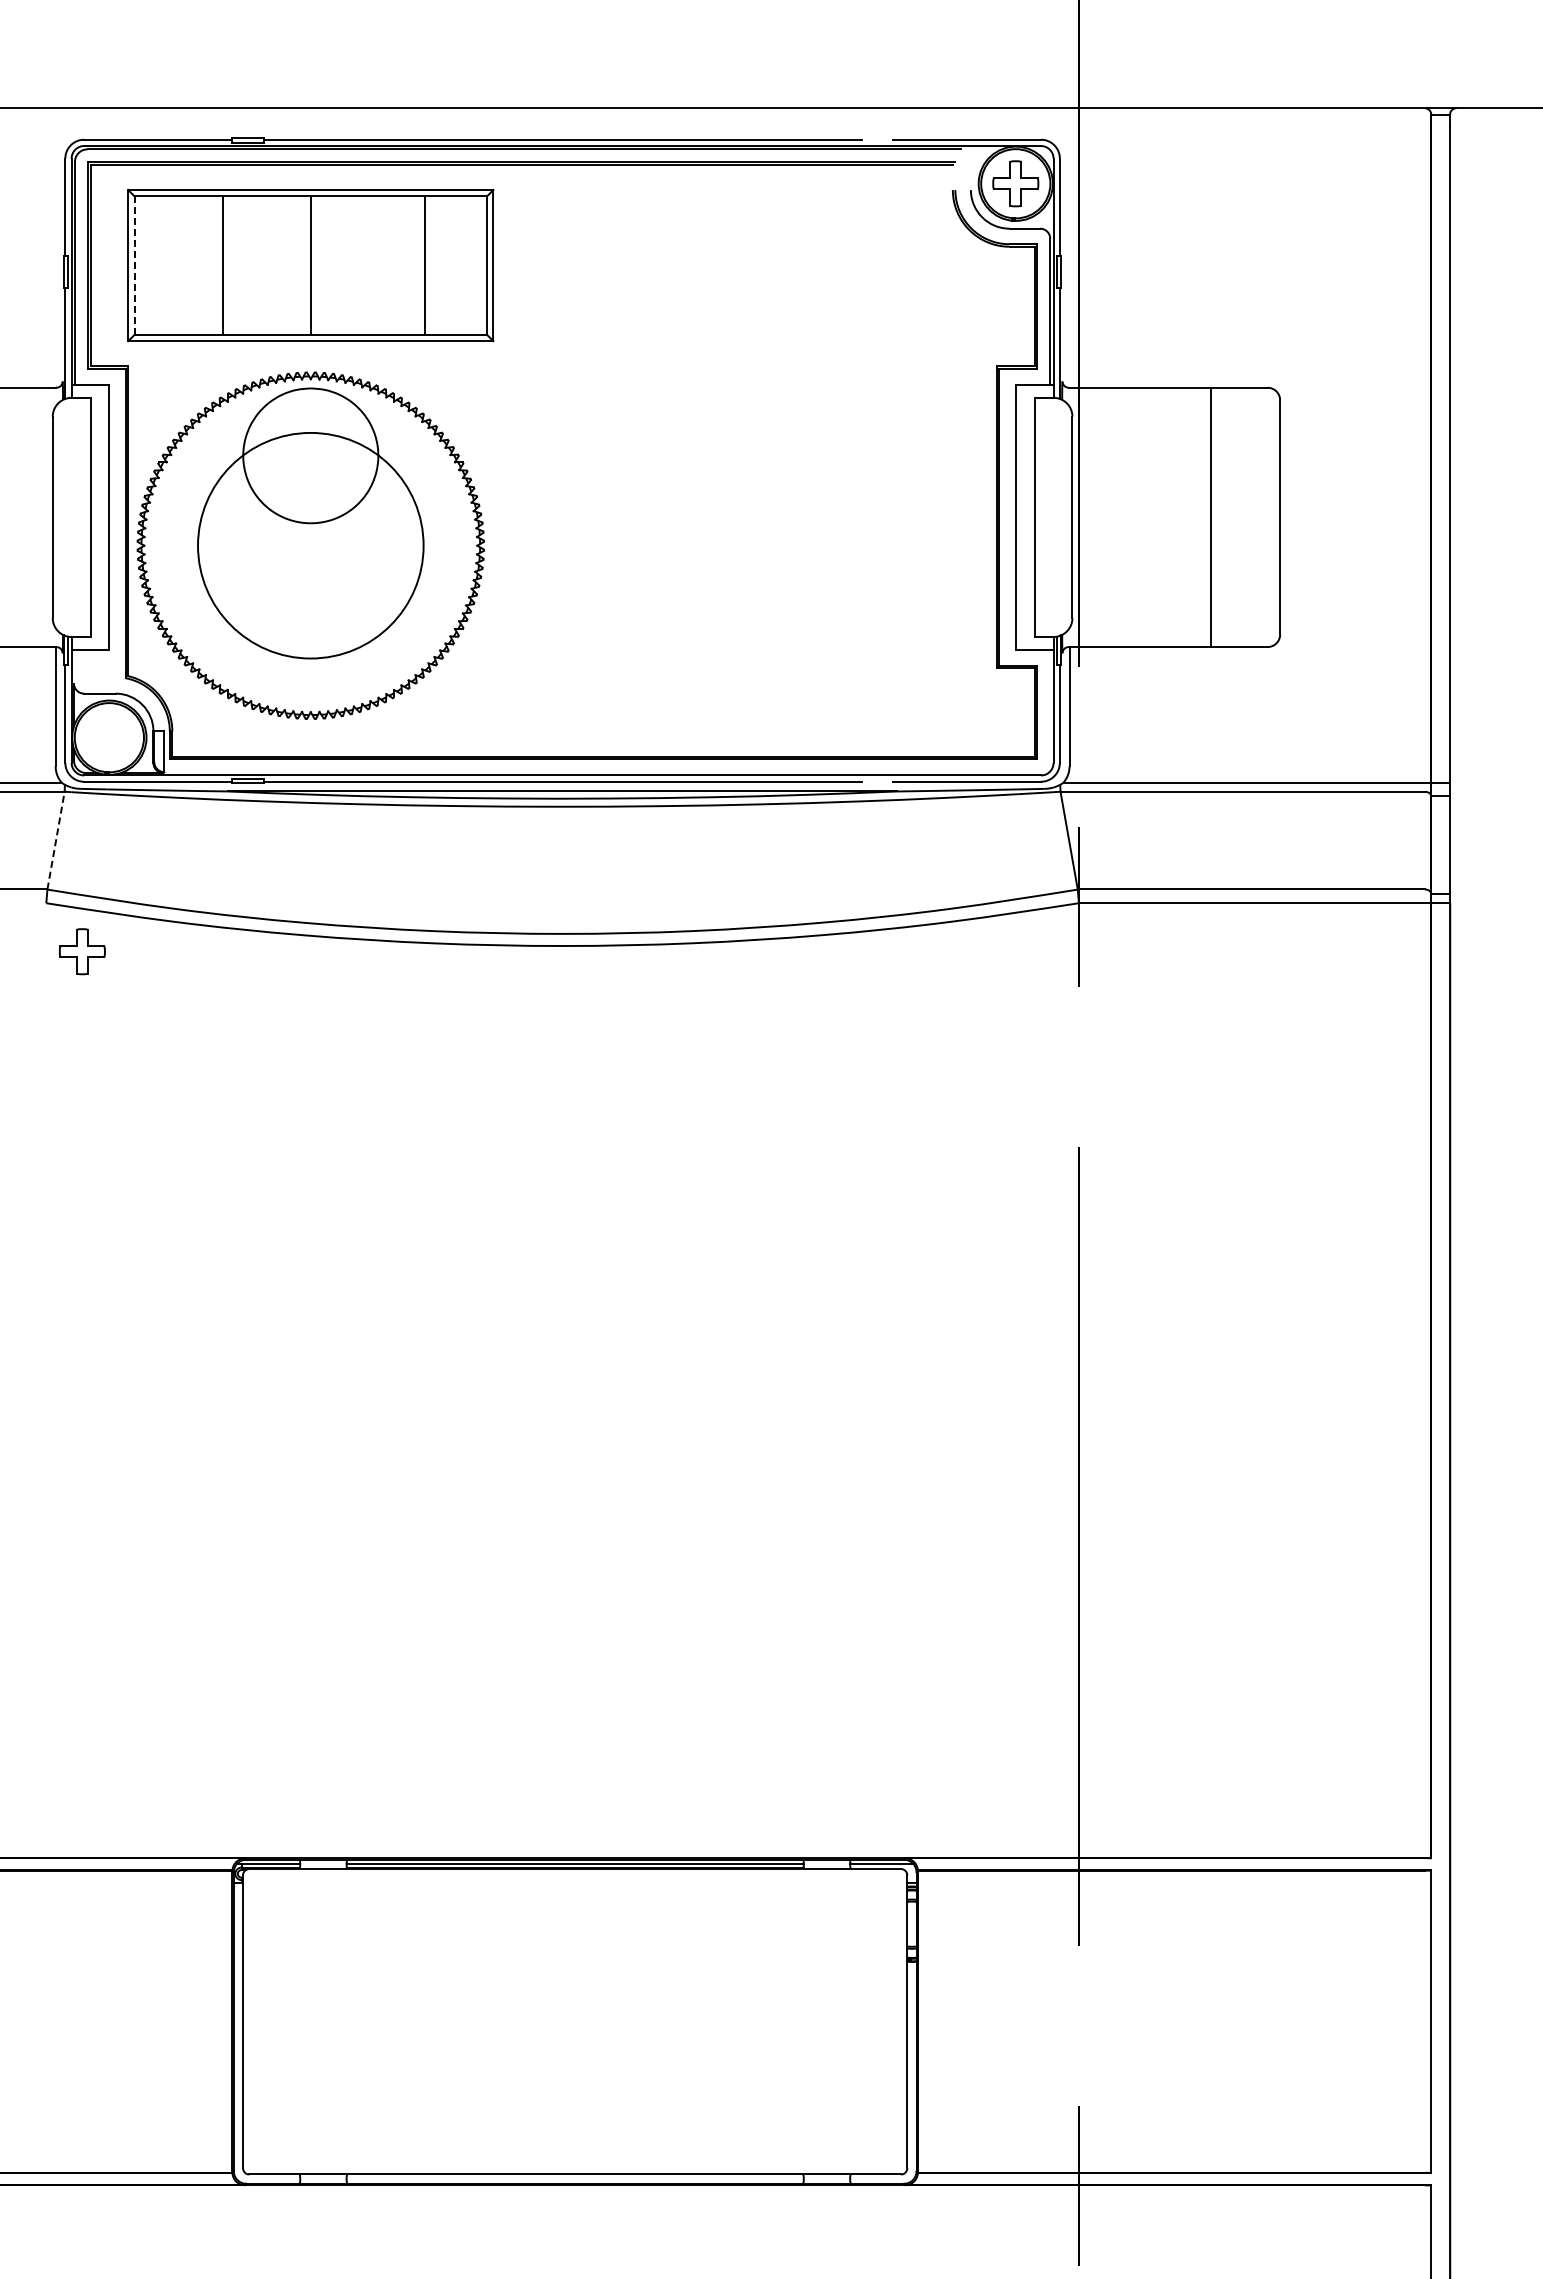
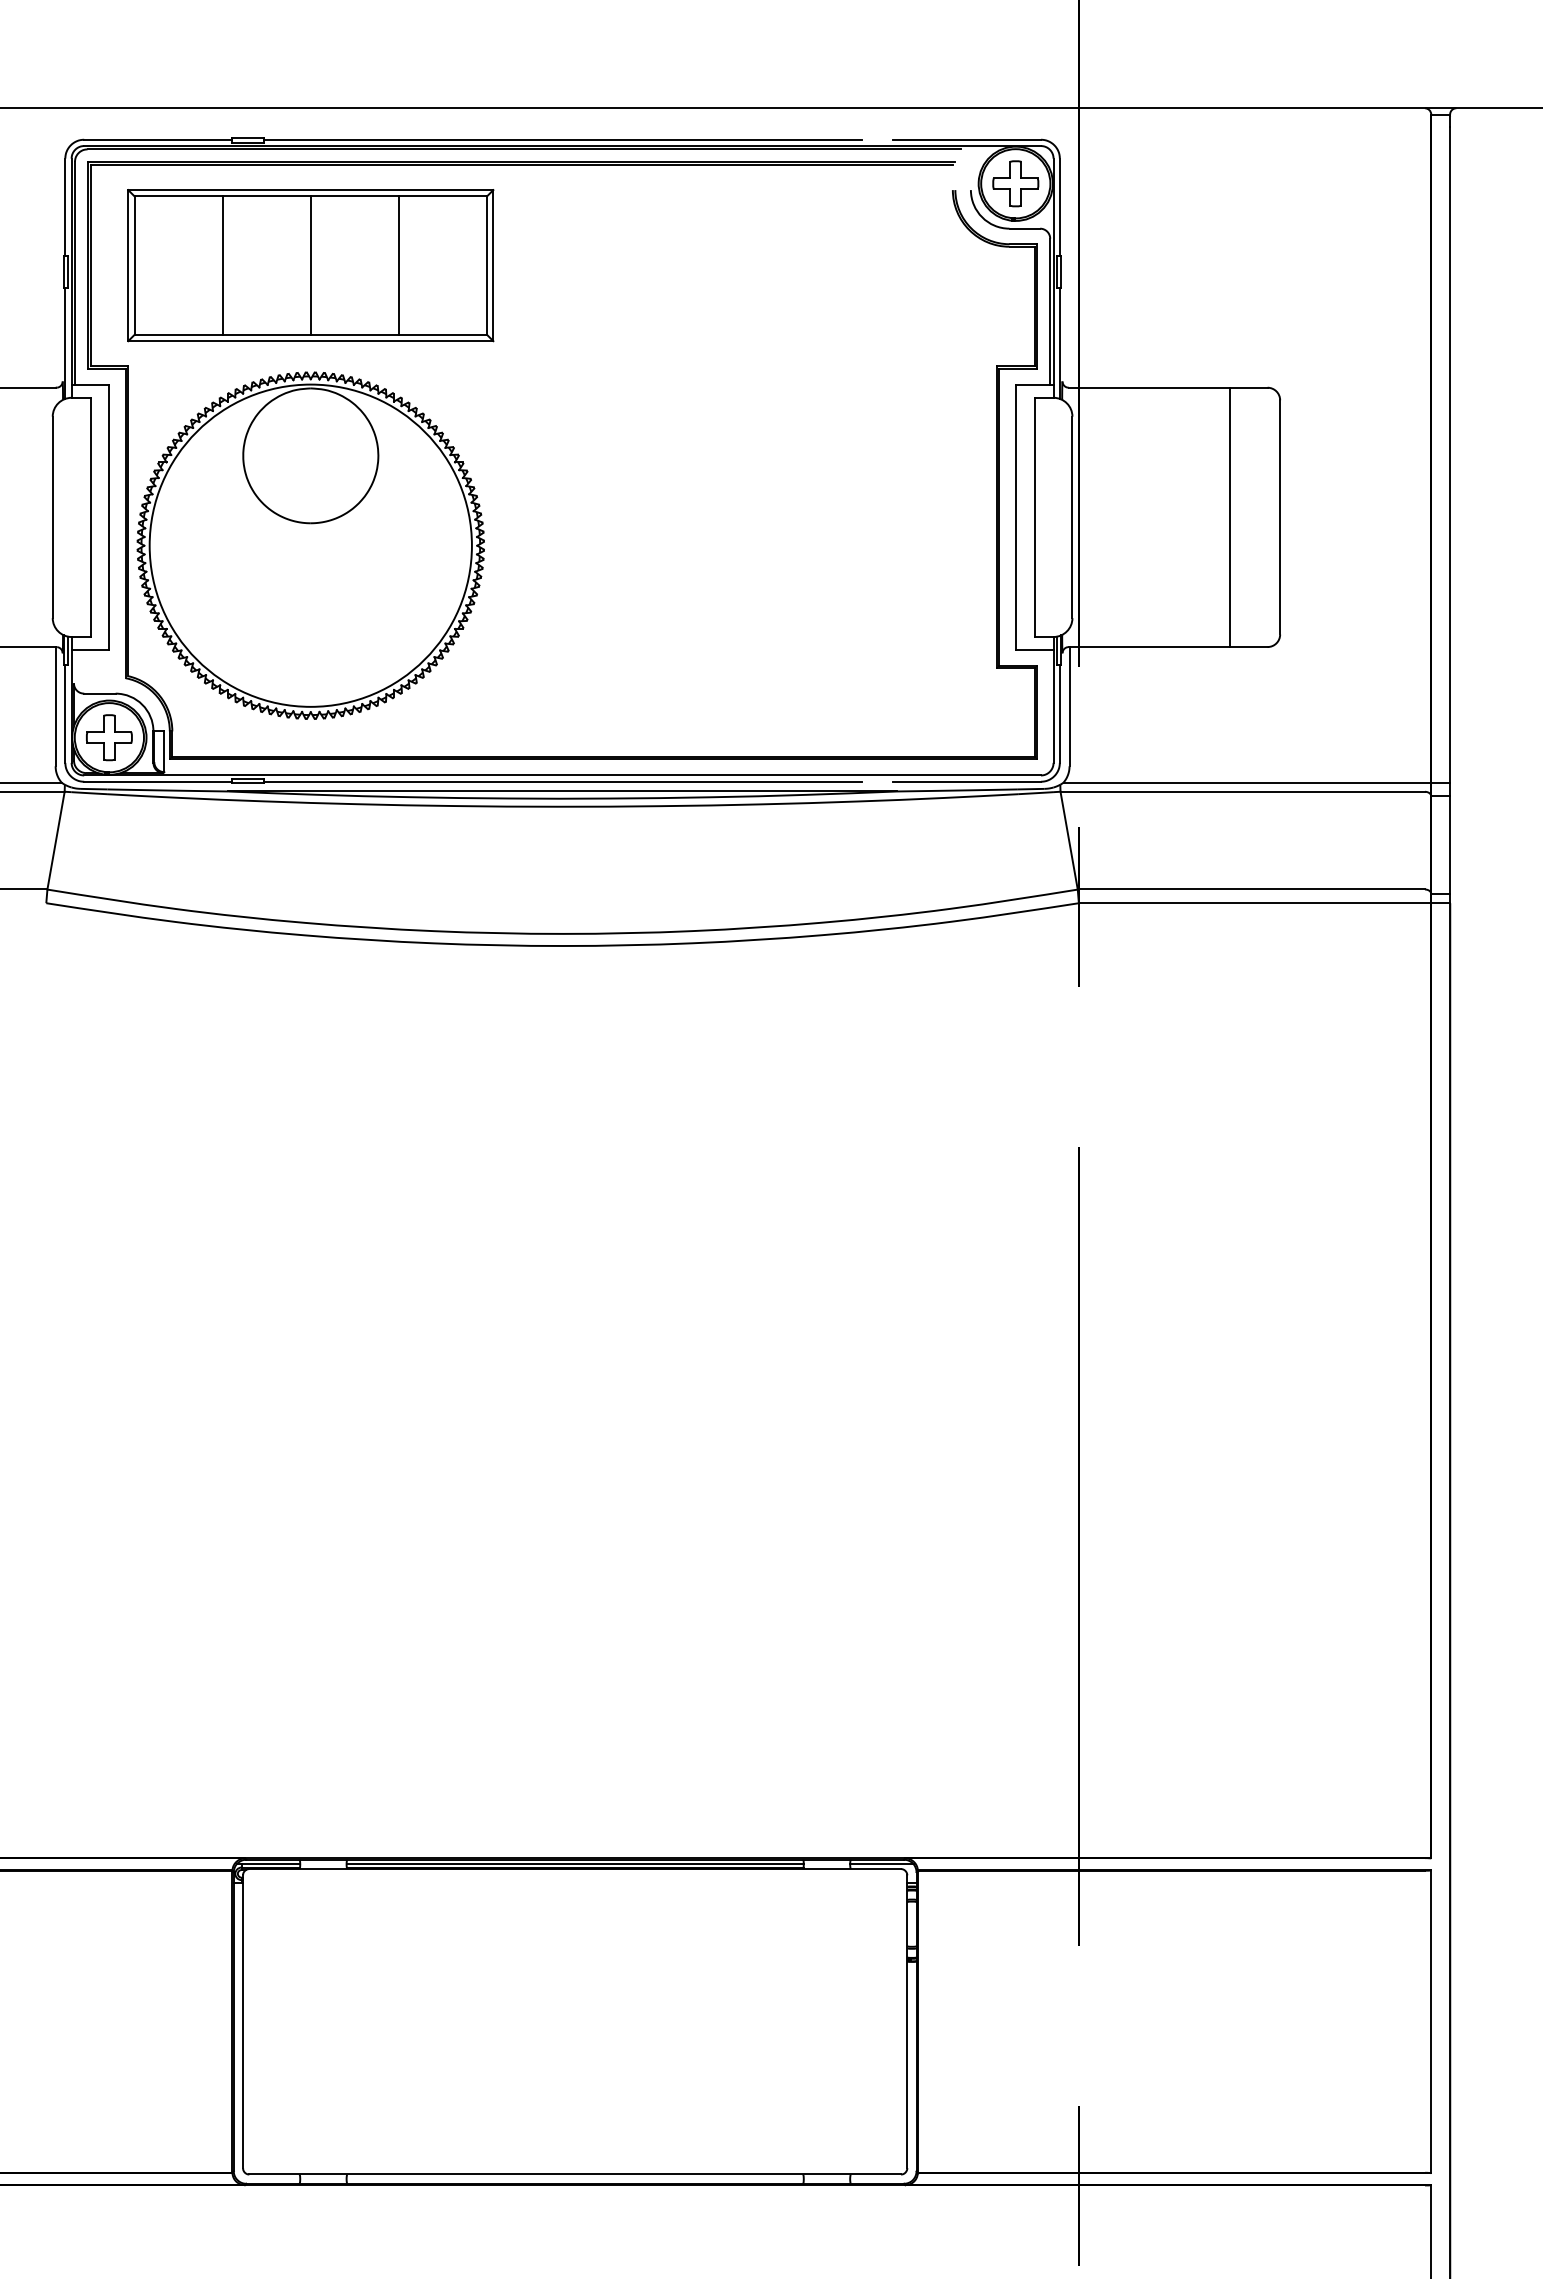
line position: (424, 265) -> (398, 265) (398, 265)
line: dashed -> solid (134, 266)
line position: (1210, 517) -> (1229, 517) (1229, 517)
circle diameter: 226 px -> 322 px (310, 545)
line: dashed -> solid (56, 840)
part position: (82, 951) -> (109, 737) (109, 737)
